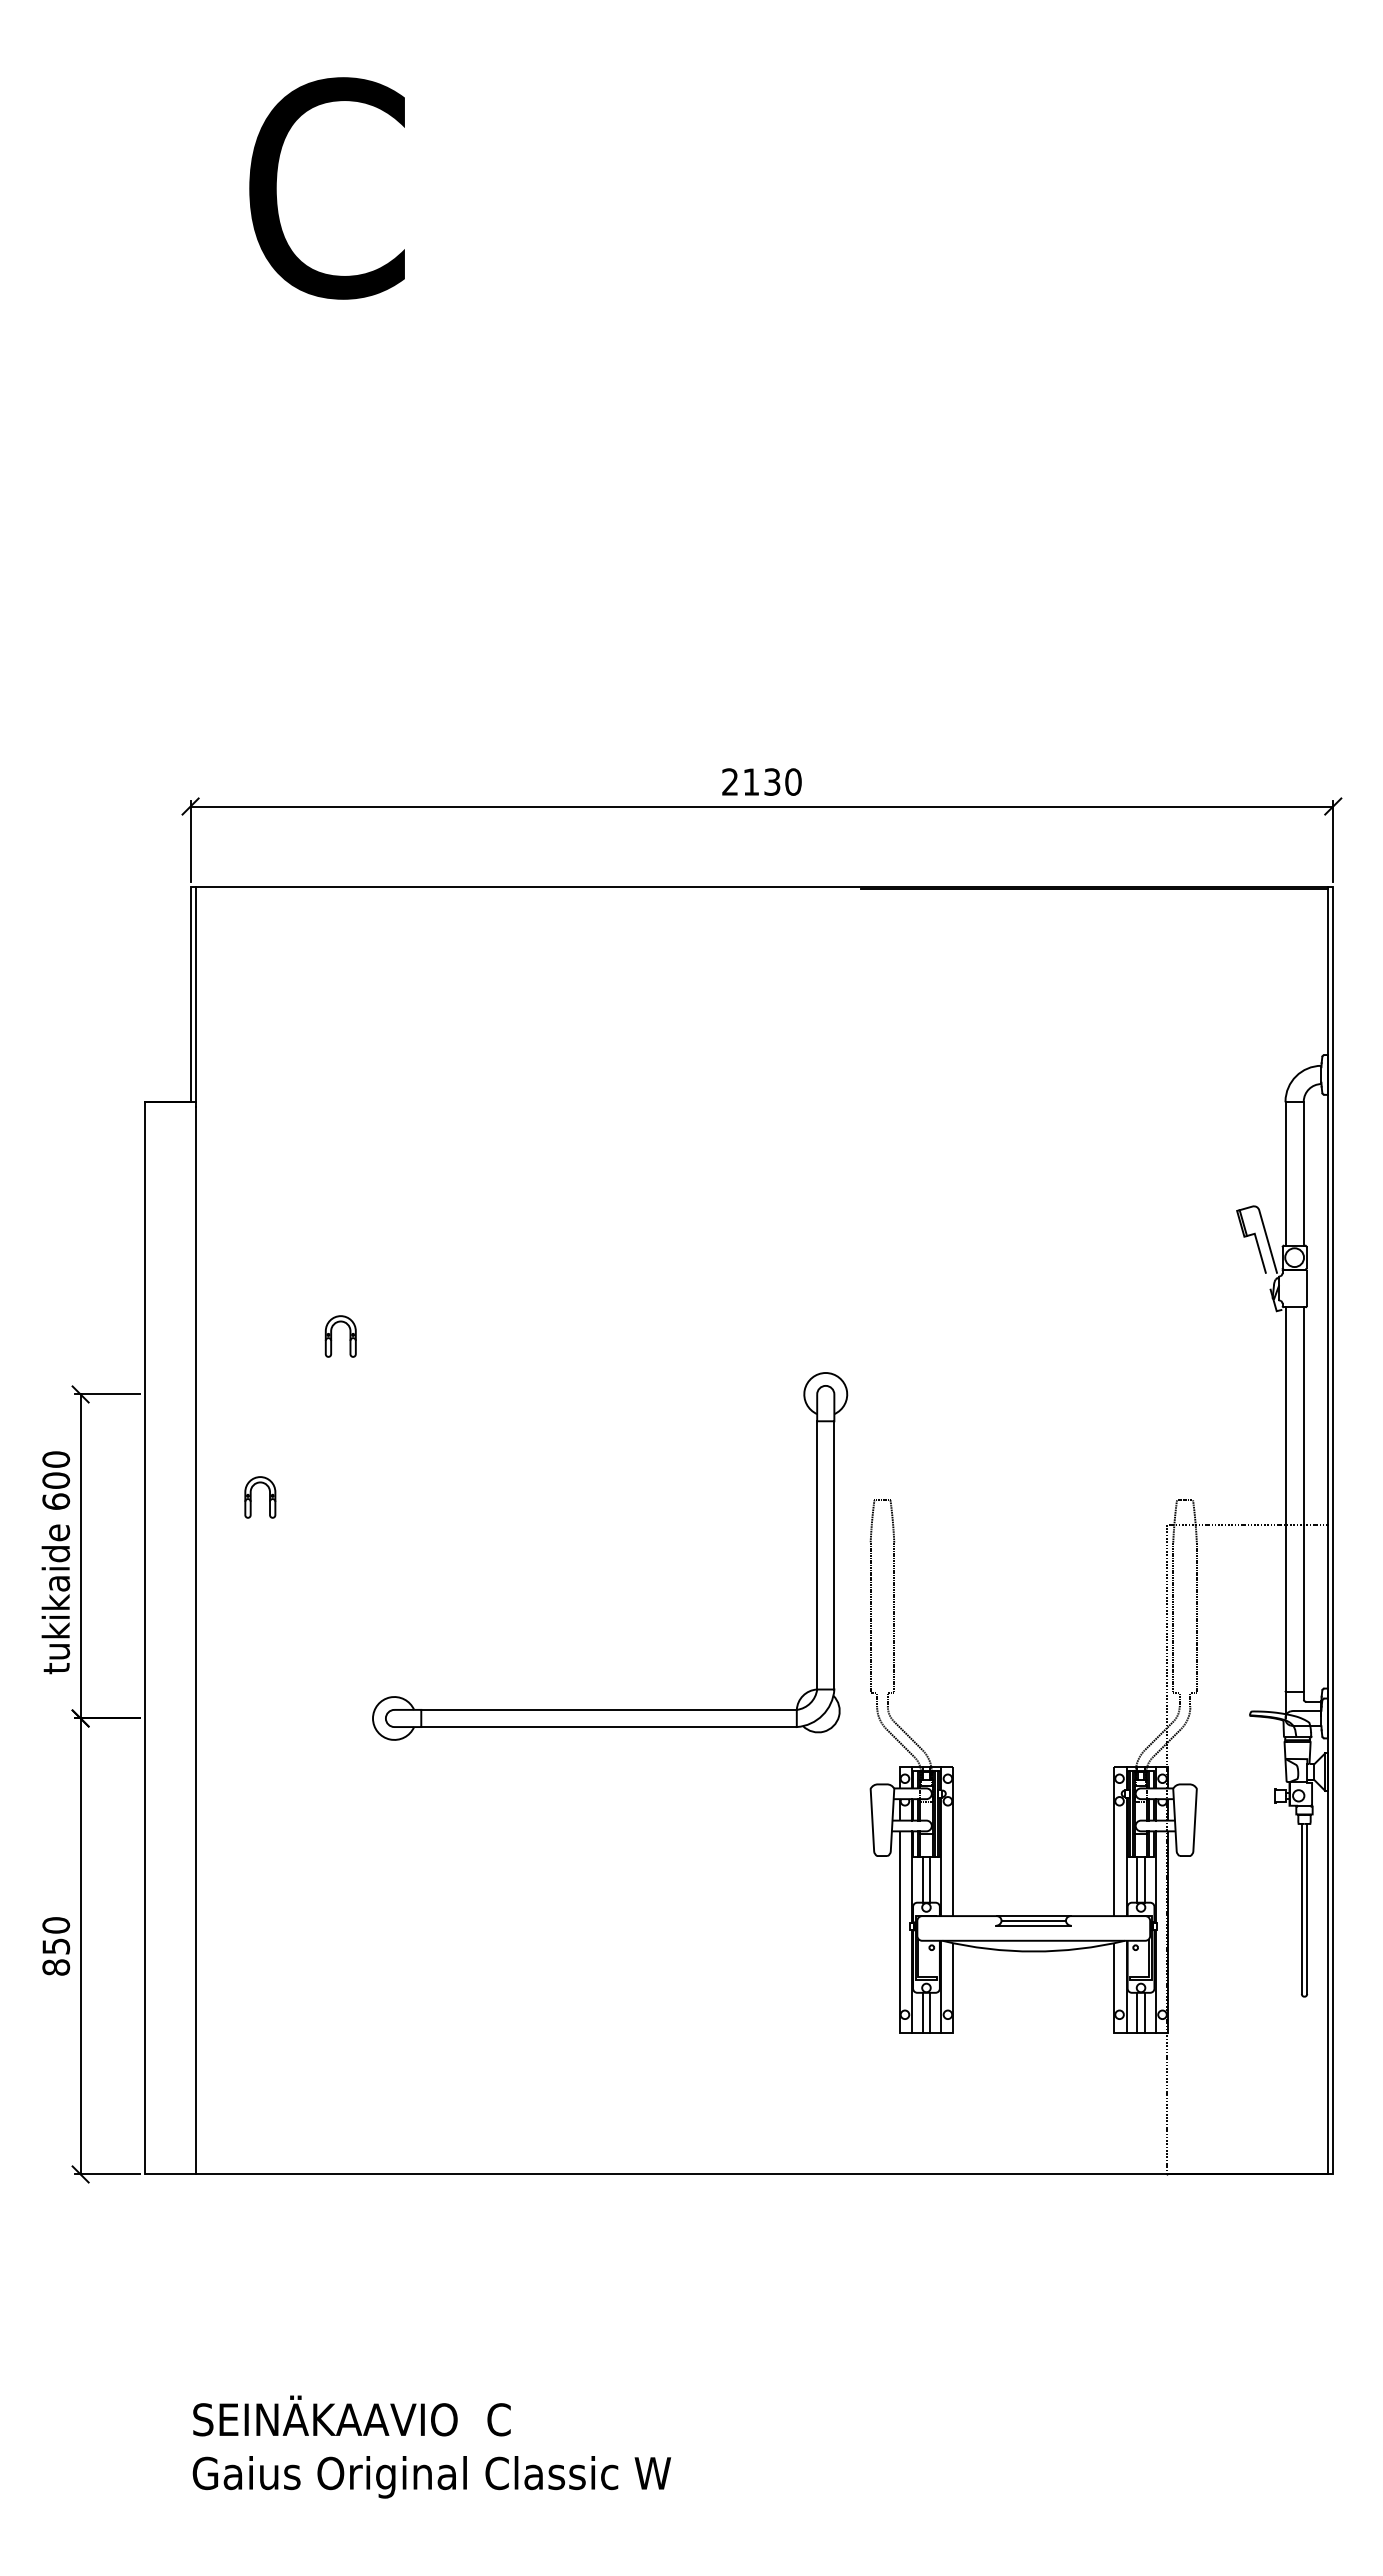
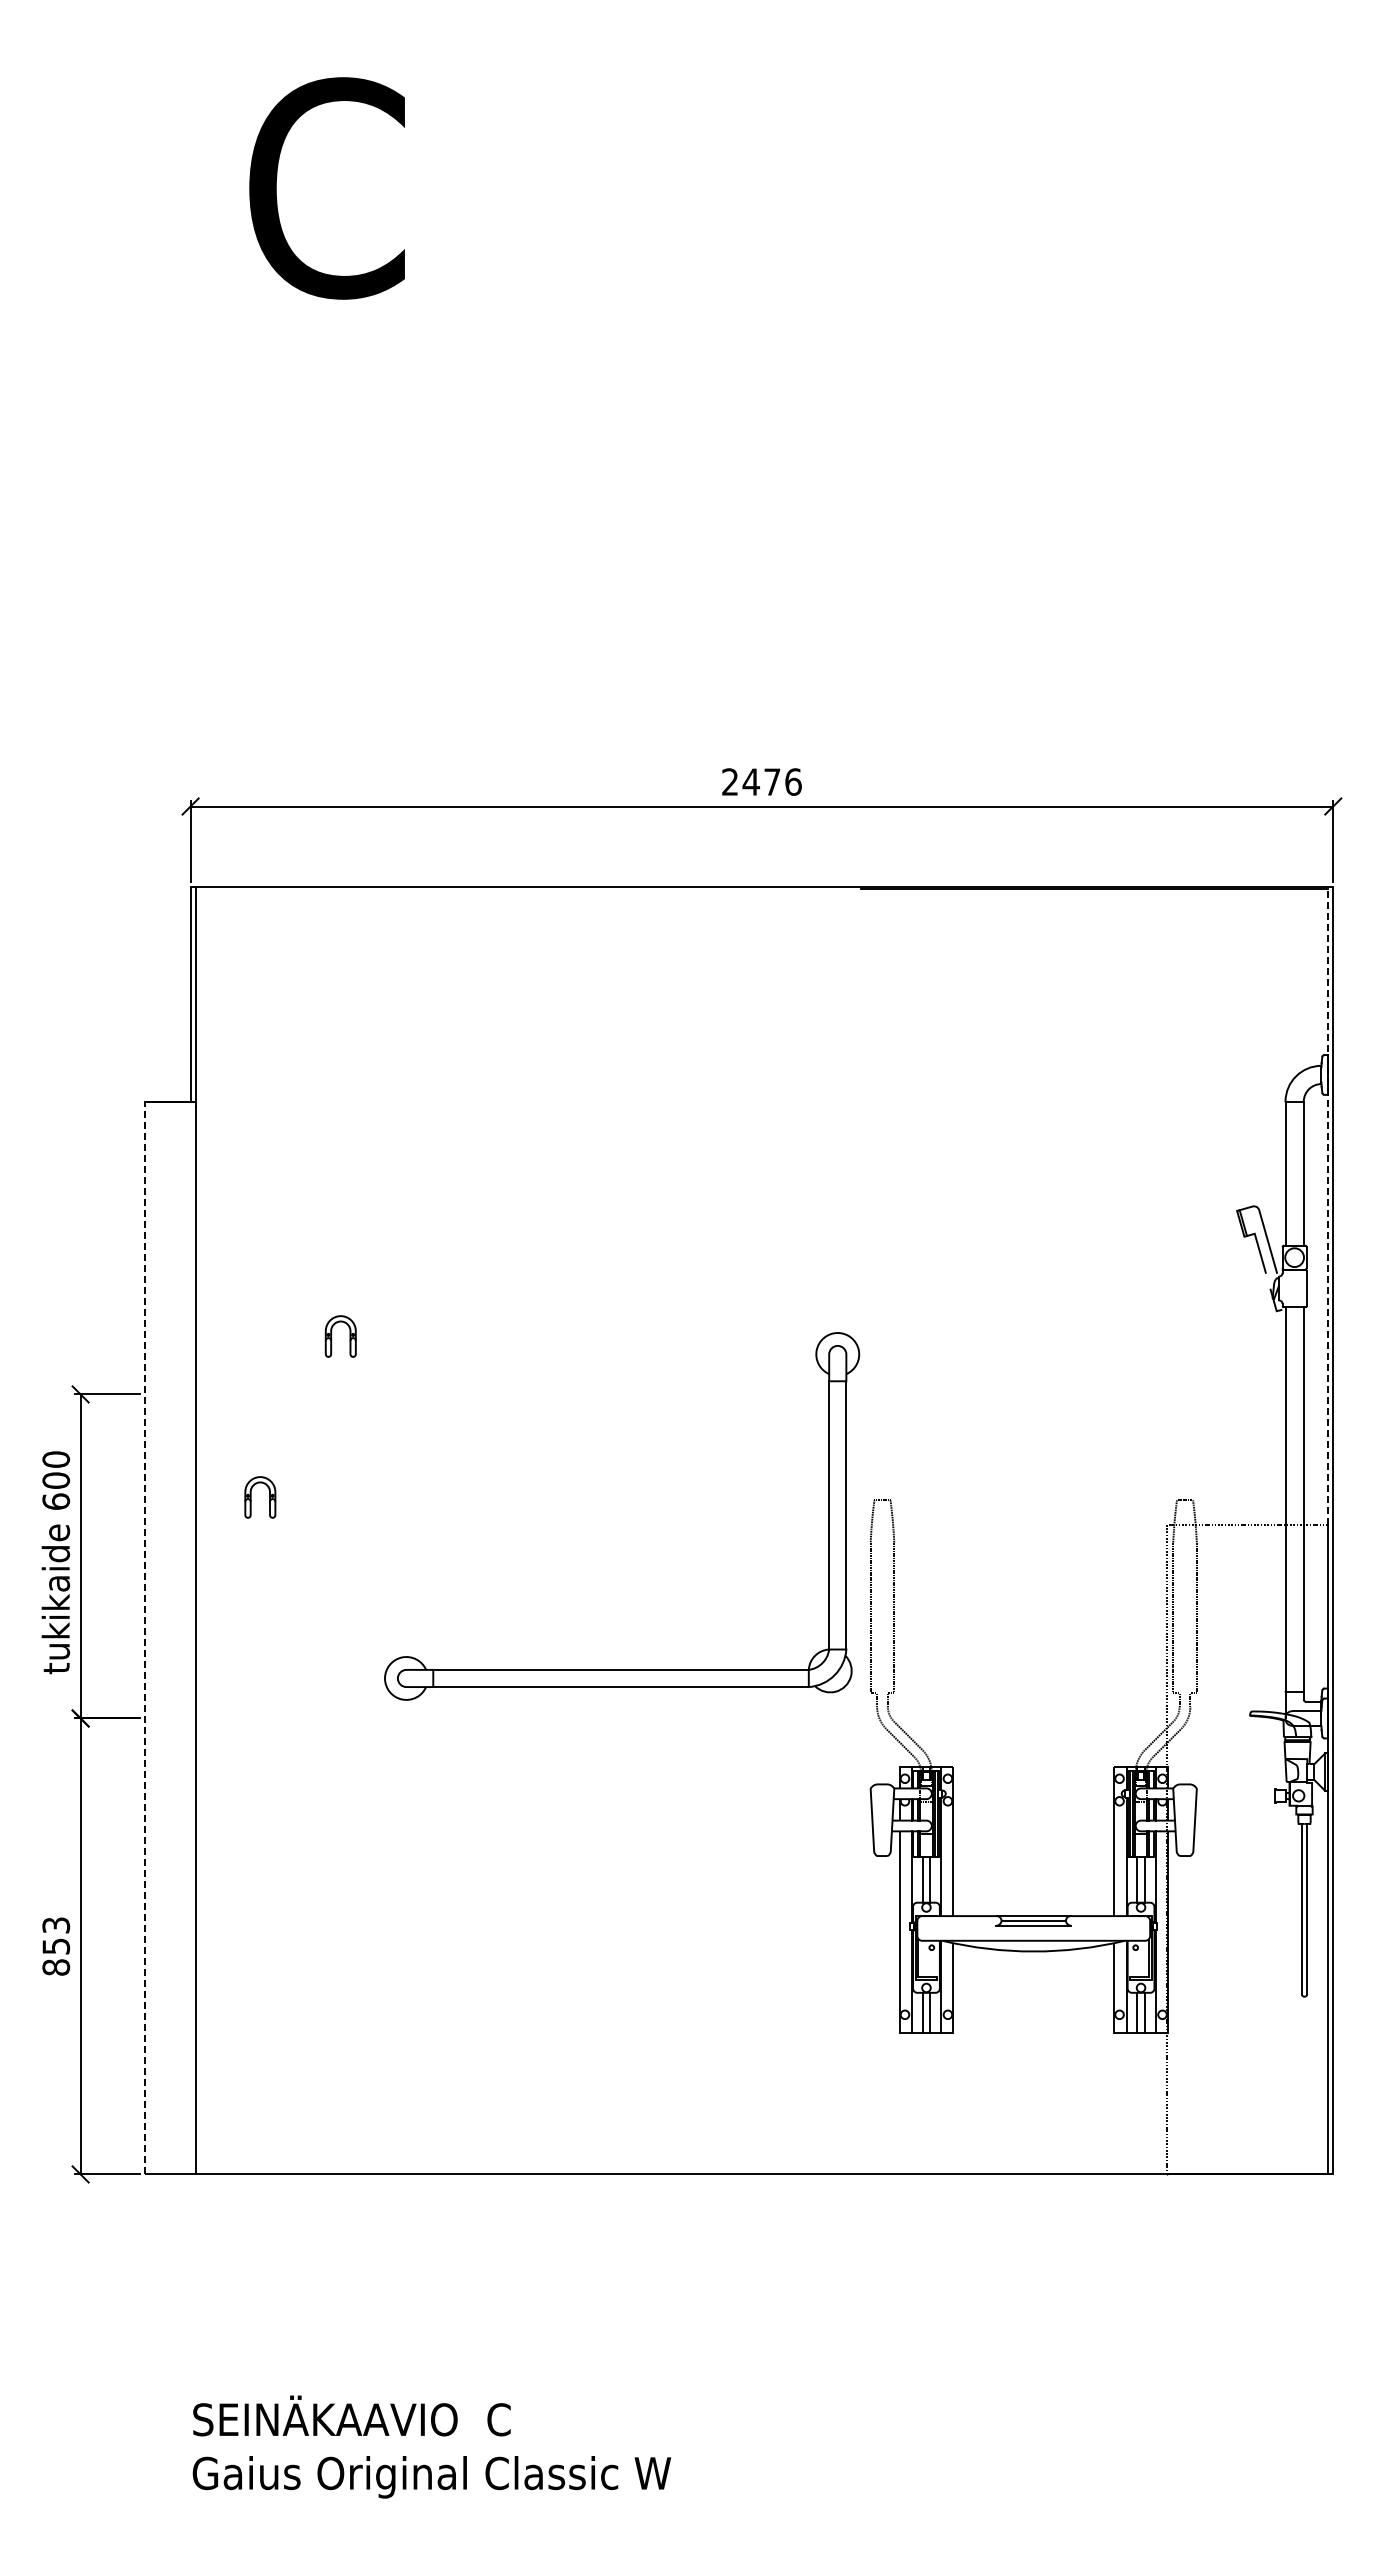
text: 2130 -> 2476 (771, 781)
line: solid -> dashed (1327, 1205)
line: solid -> dashed (145, 1637)
part position: (610, 1709) -> (622, 1669) (622, 1669)
text: 850 -> 853 (56, 1925)
